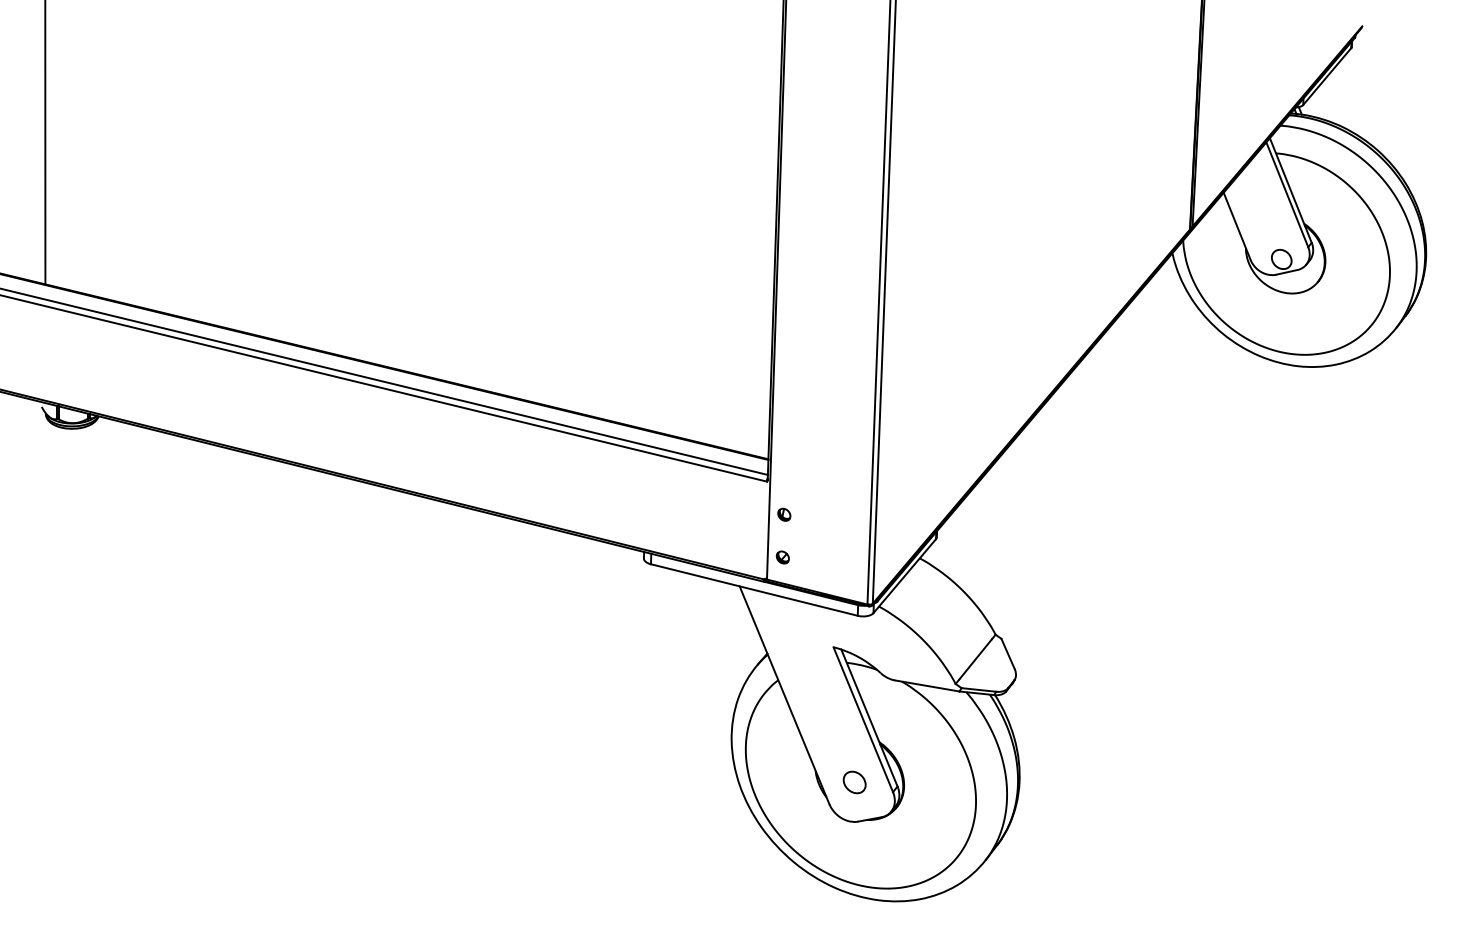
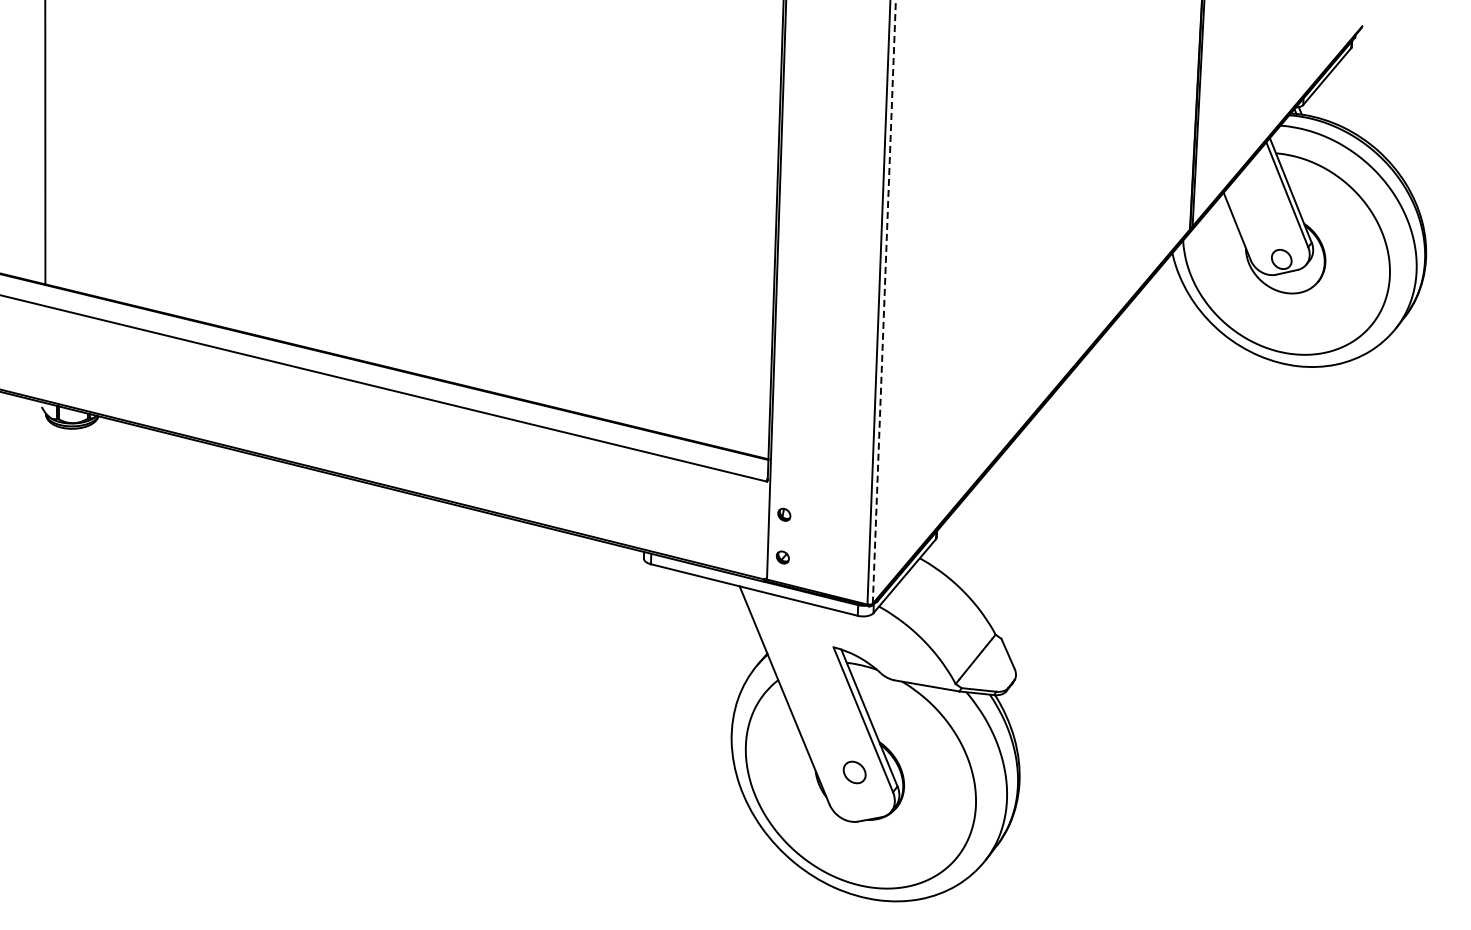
line: solid -> dashed (884, 301)
line: present -> none (384, 381)
part position: (854, 782) -> (854, 772) (854, 772)
